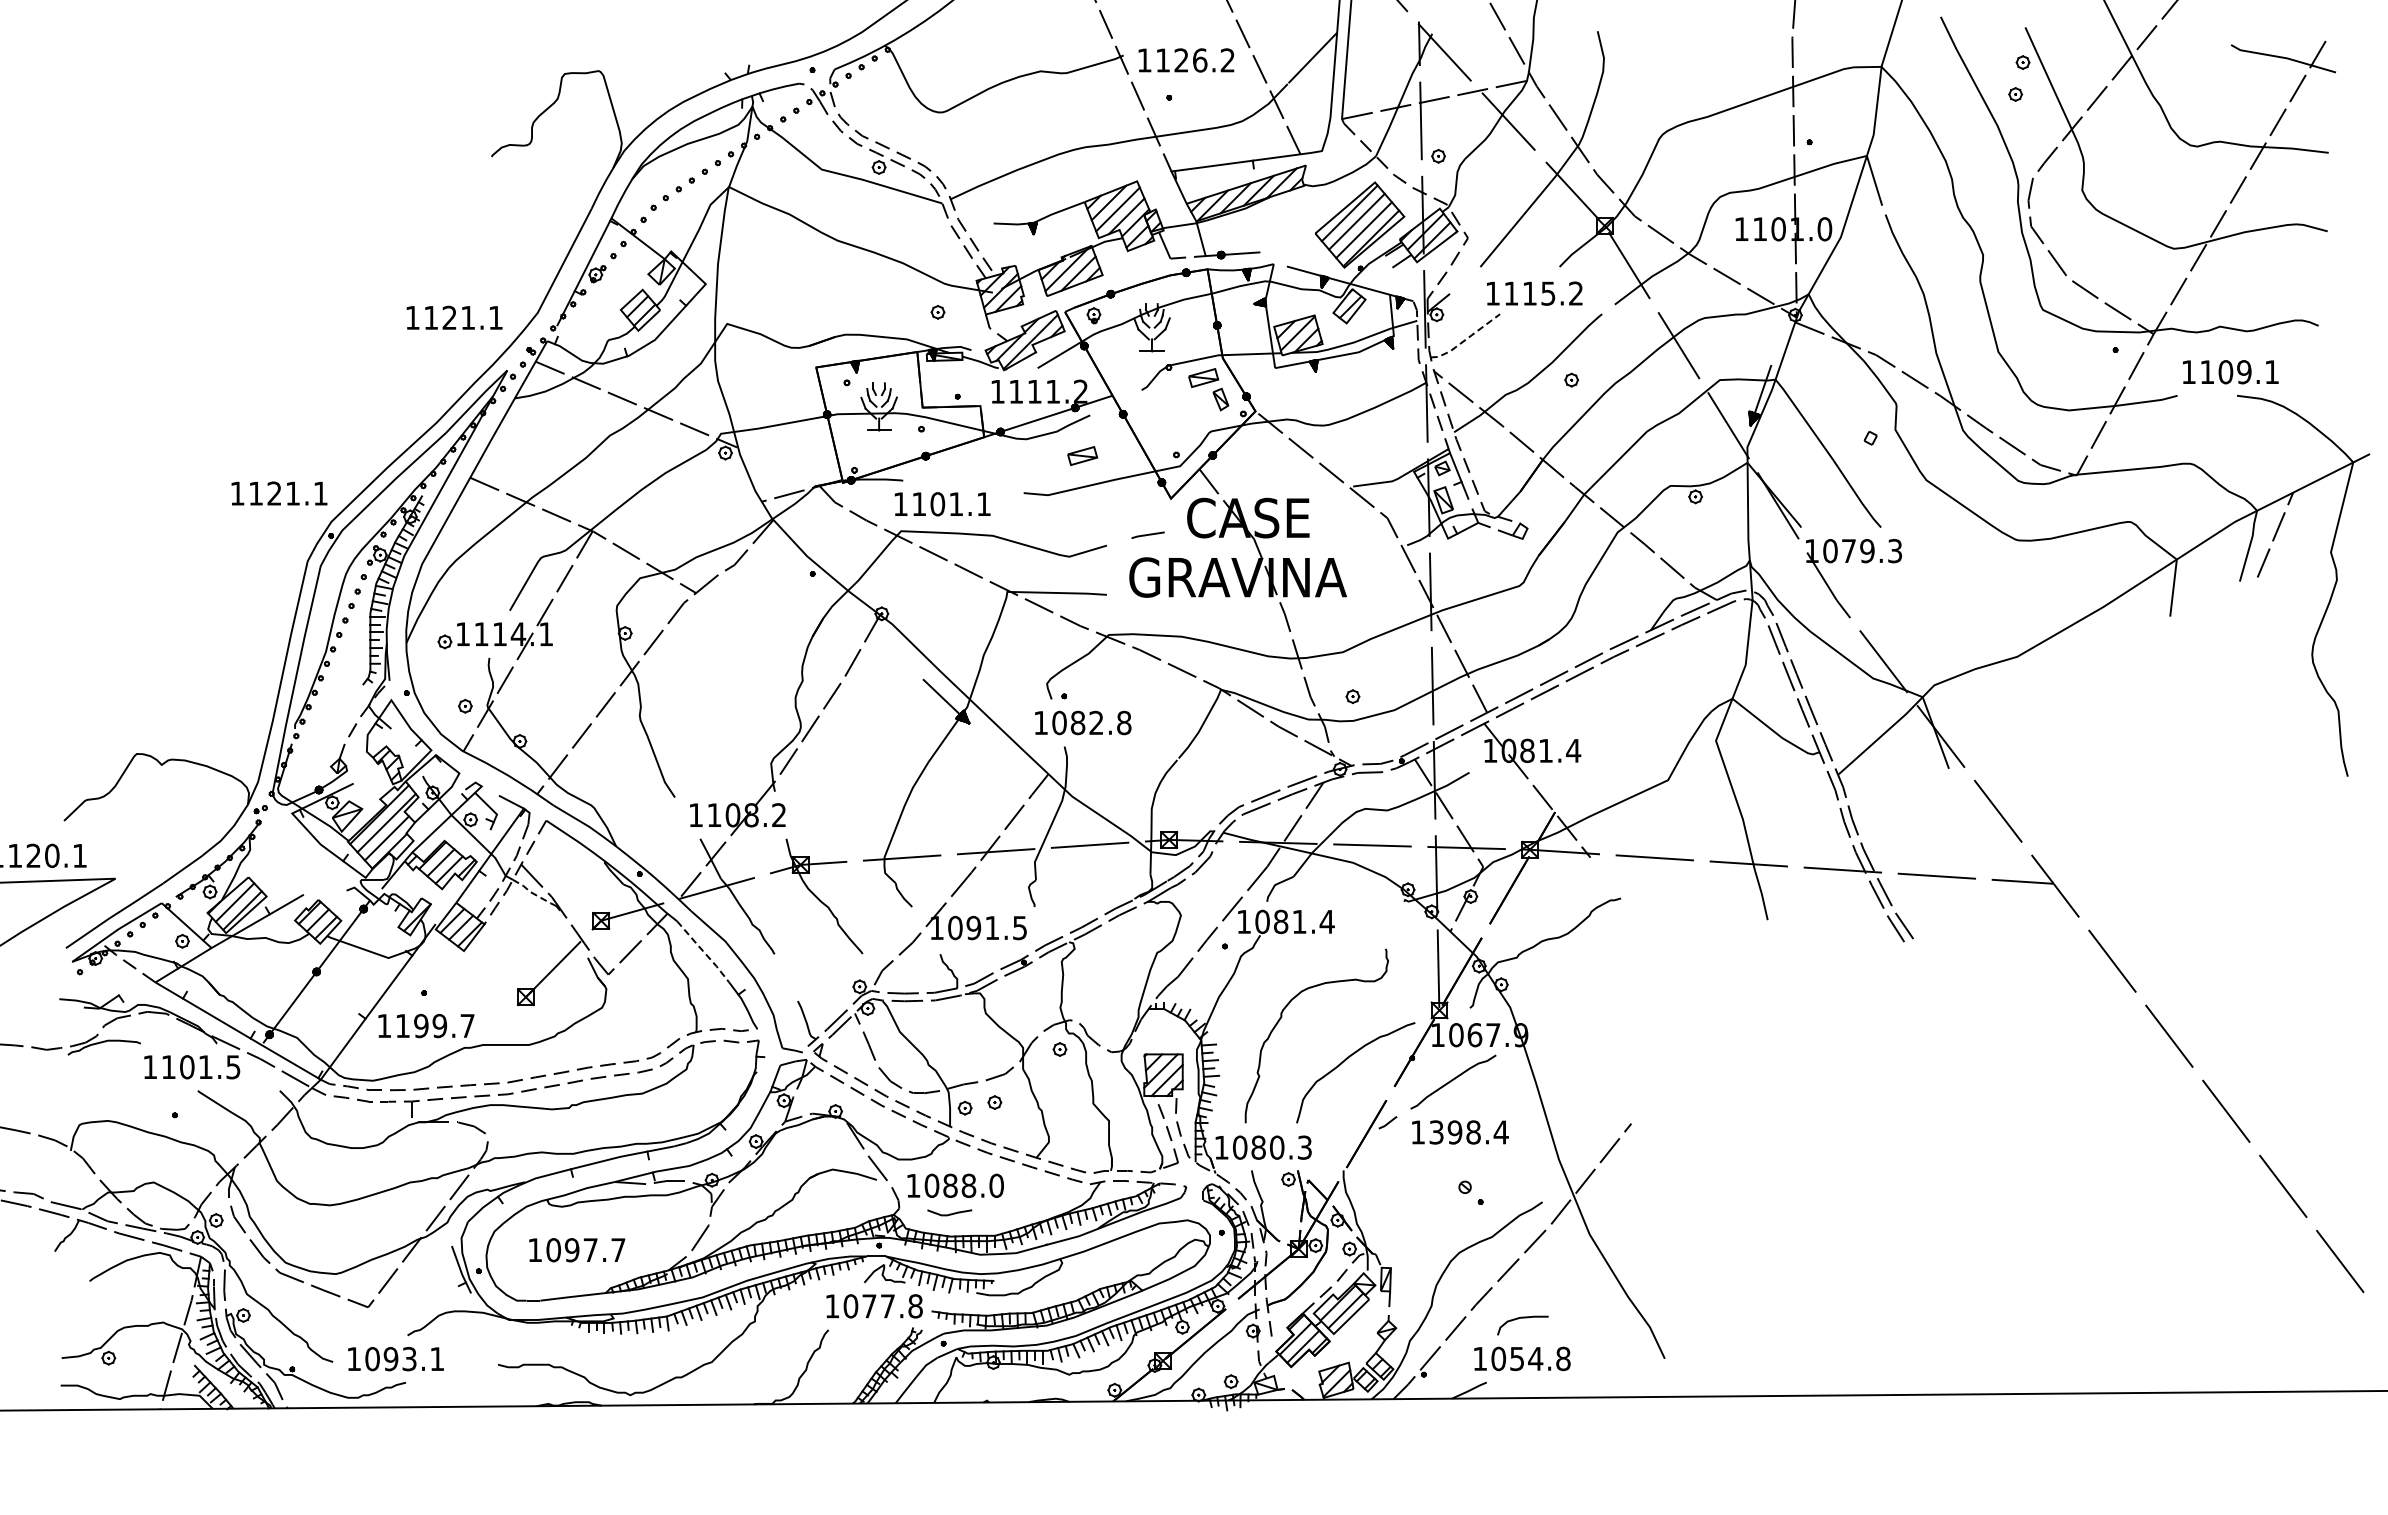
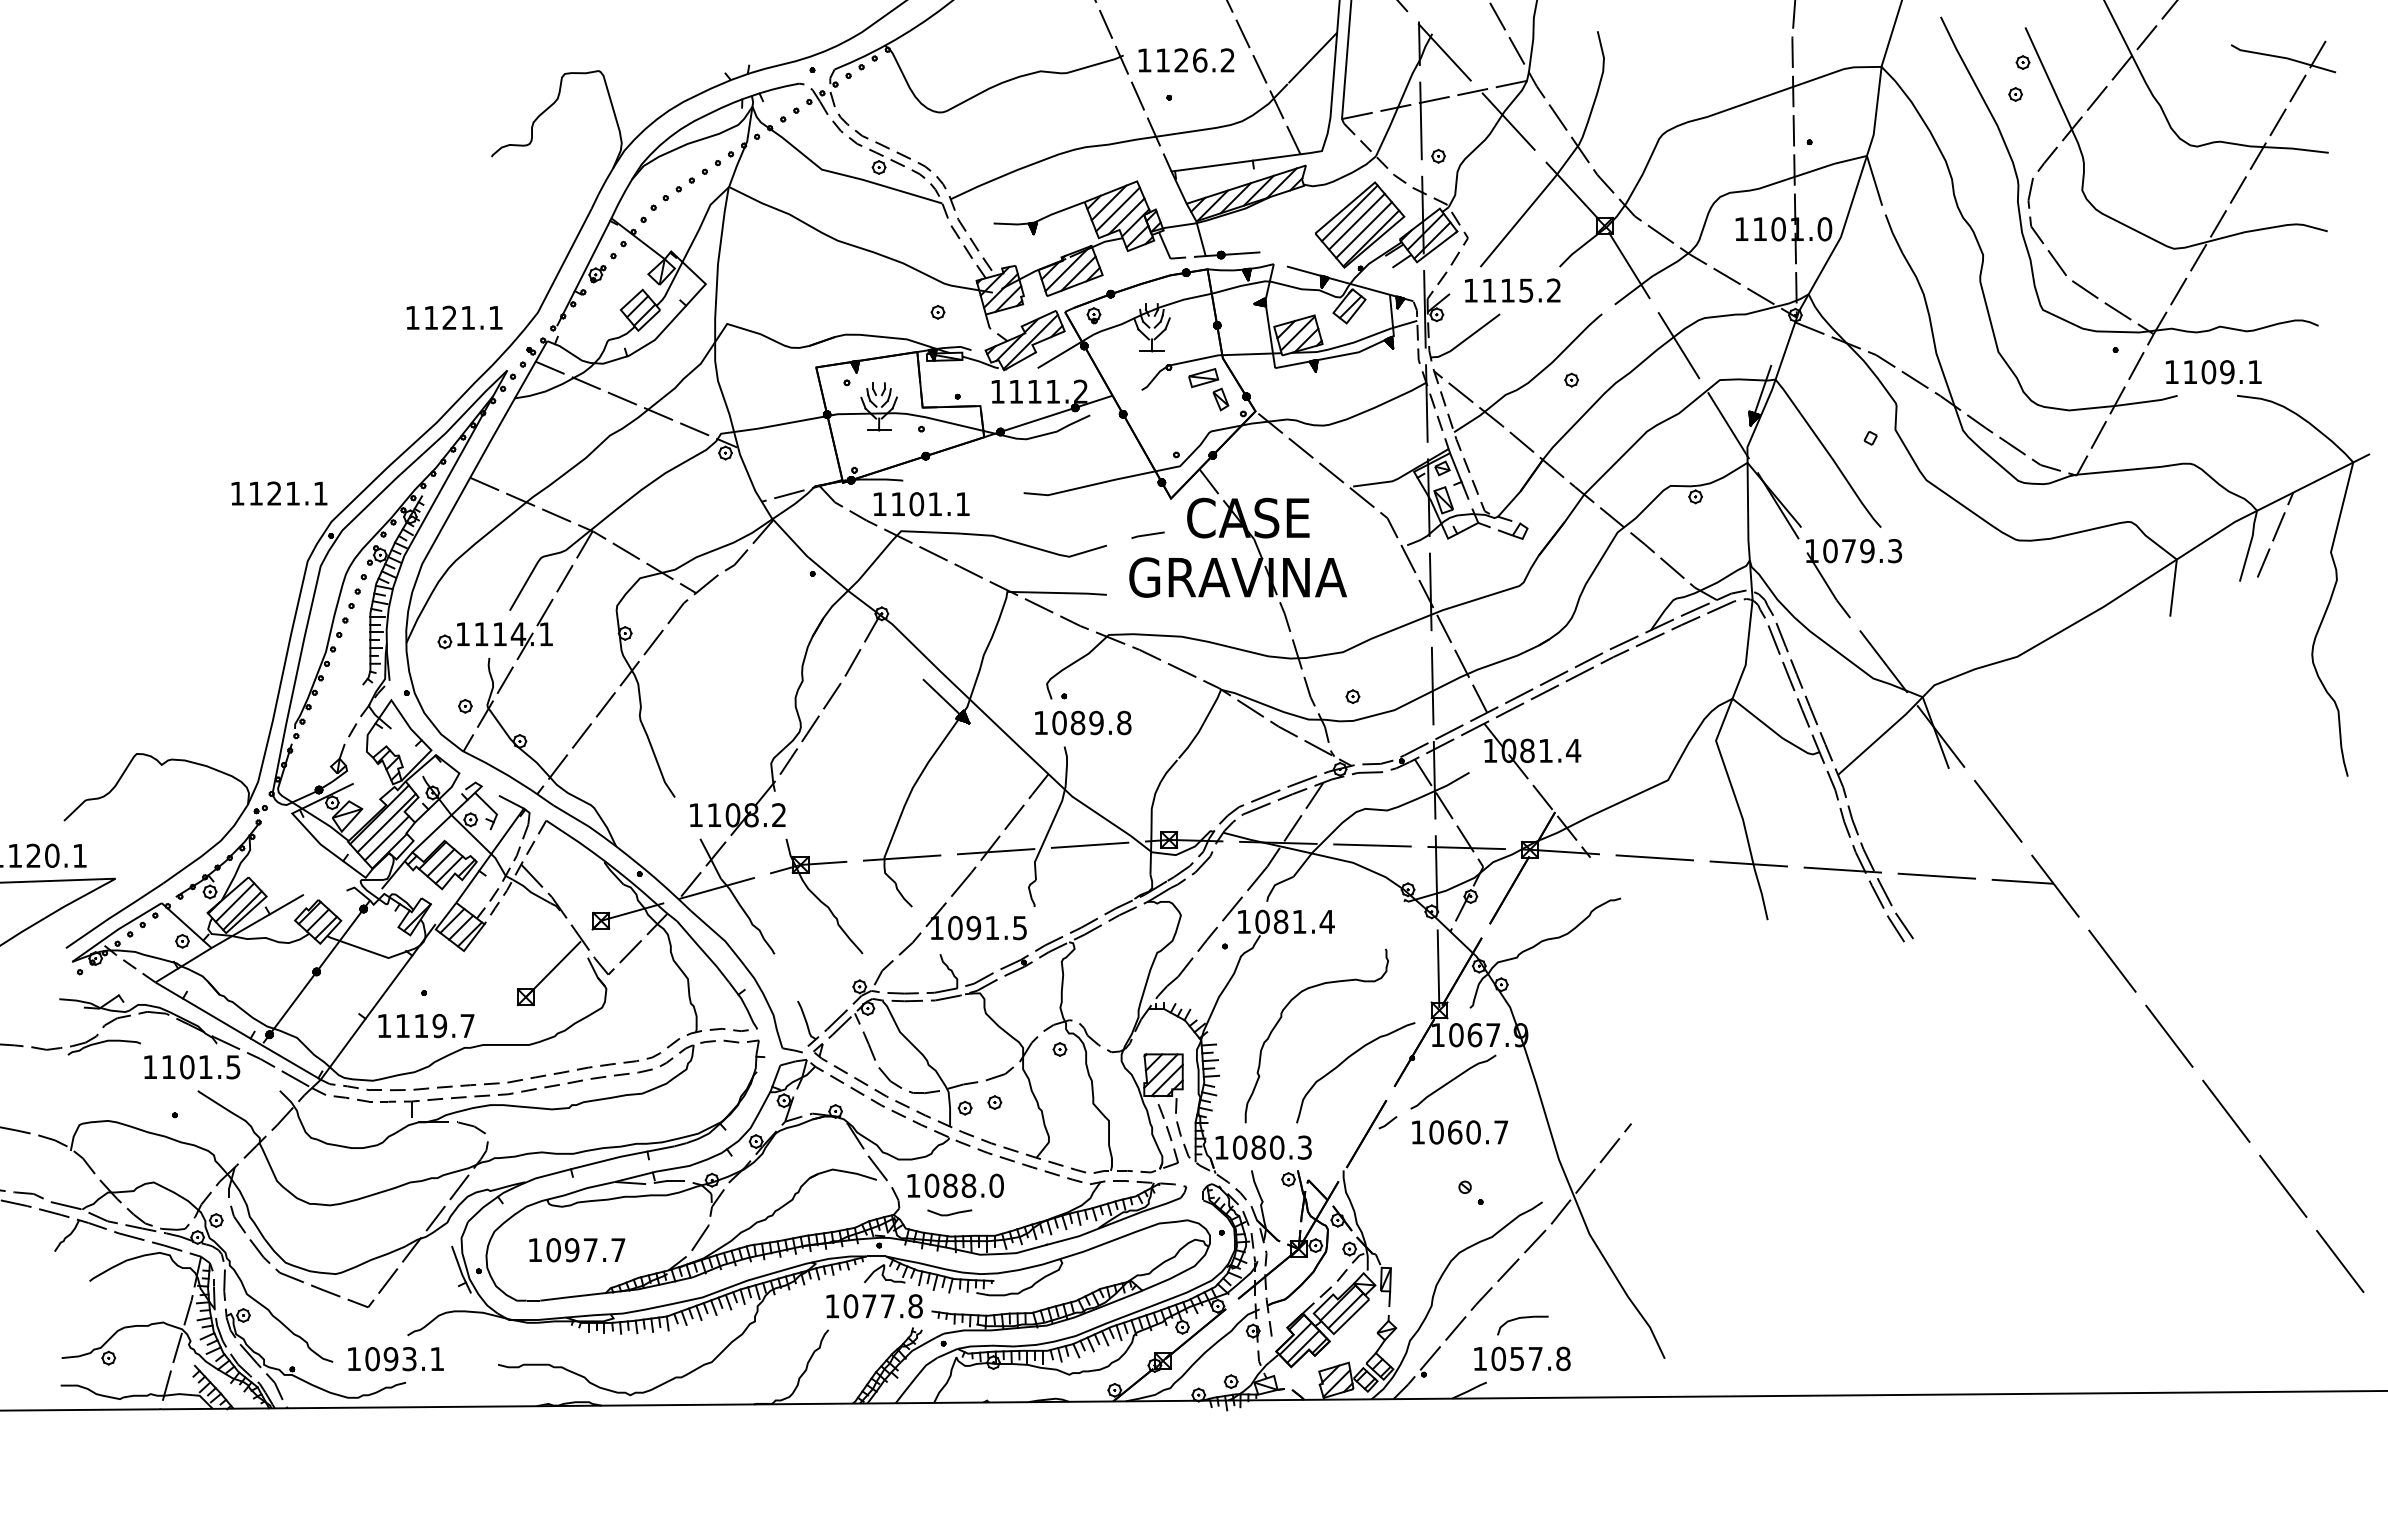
text position: (1534, 293) -> (1512, 290) (1512, 290)
line: dashed -> solid (1466, 339)
text position: (2230, 372) -> (2213, 372) (2213, 372)
part: present -> none (1082, 456)
text position: (942, 504) -> (921, 504) (921, 504)
text: 1082.8 -> 1089.8 (1096, 723)
line: dashed -> solid (530, 892)
line: dashed -> solid (703, 952)
text: 1199.7 -> 1119.7 (421, 1025)
text: 1398.4 -> 1060.7 (1468, 1132)
text: 1054.8 -> 1057.8 (1535, 1358)
